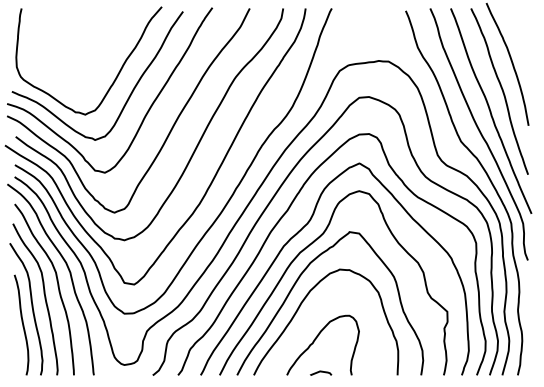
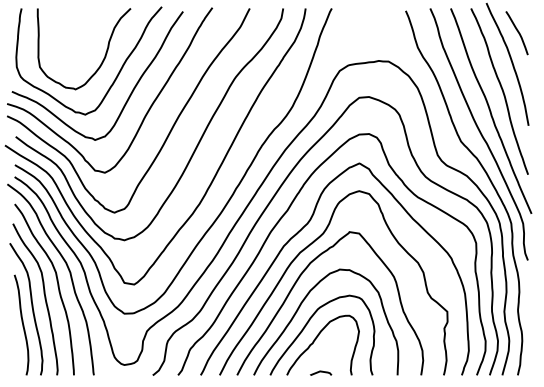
curve: none -> present (517, 32)
curve: none -> present (104, 55)
curve: none -> present (308, 323)
